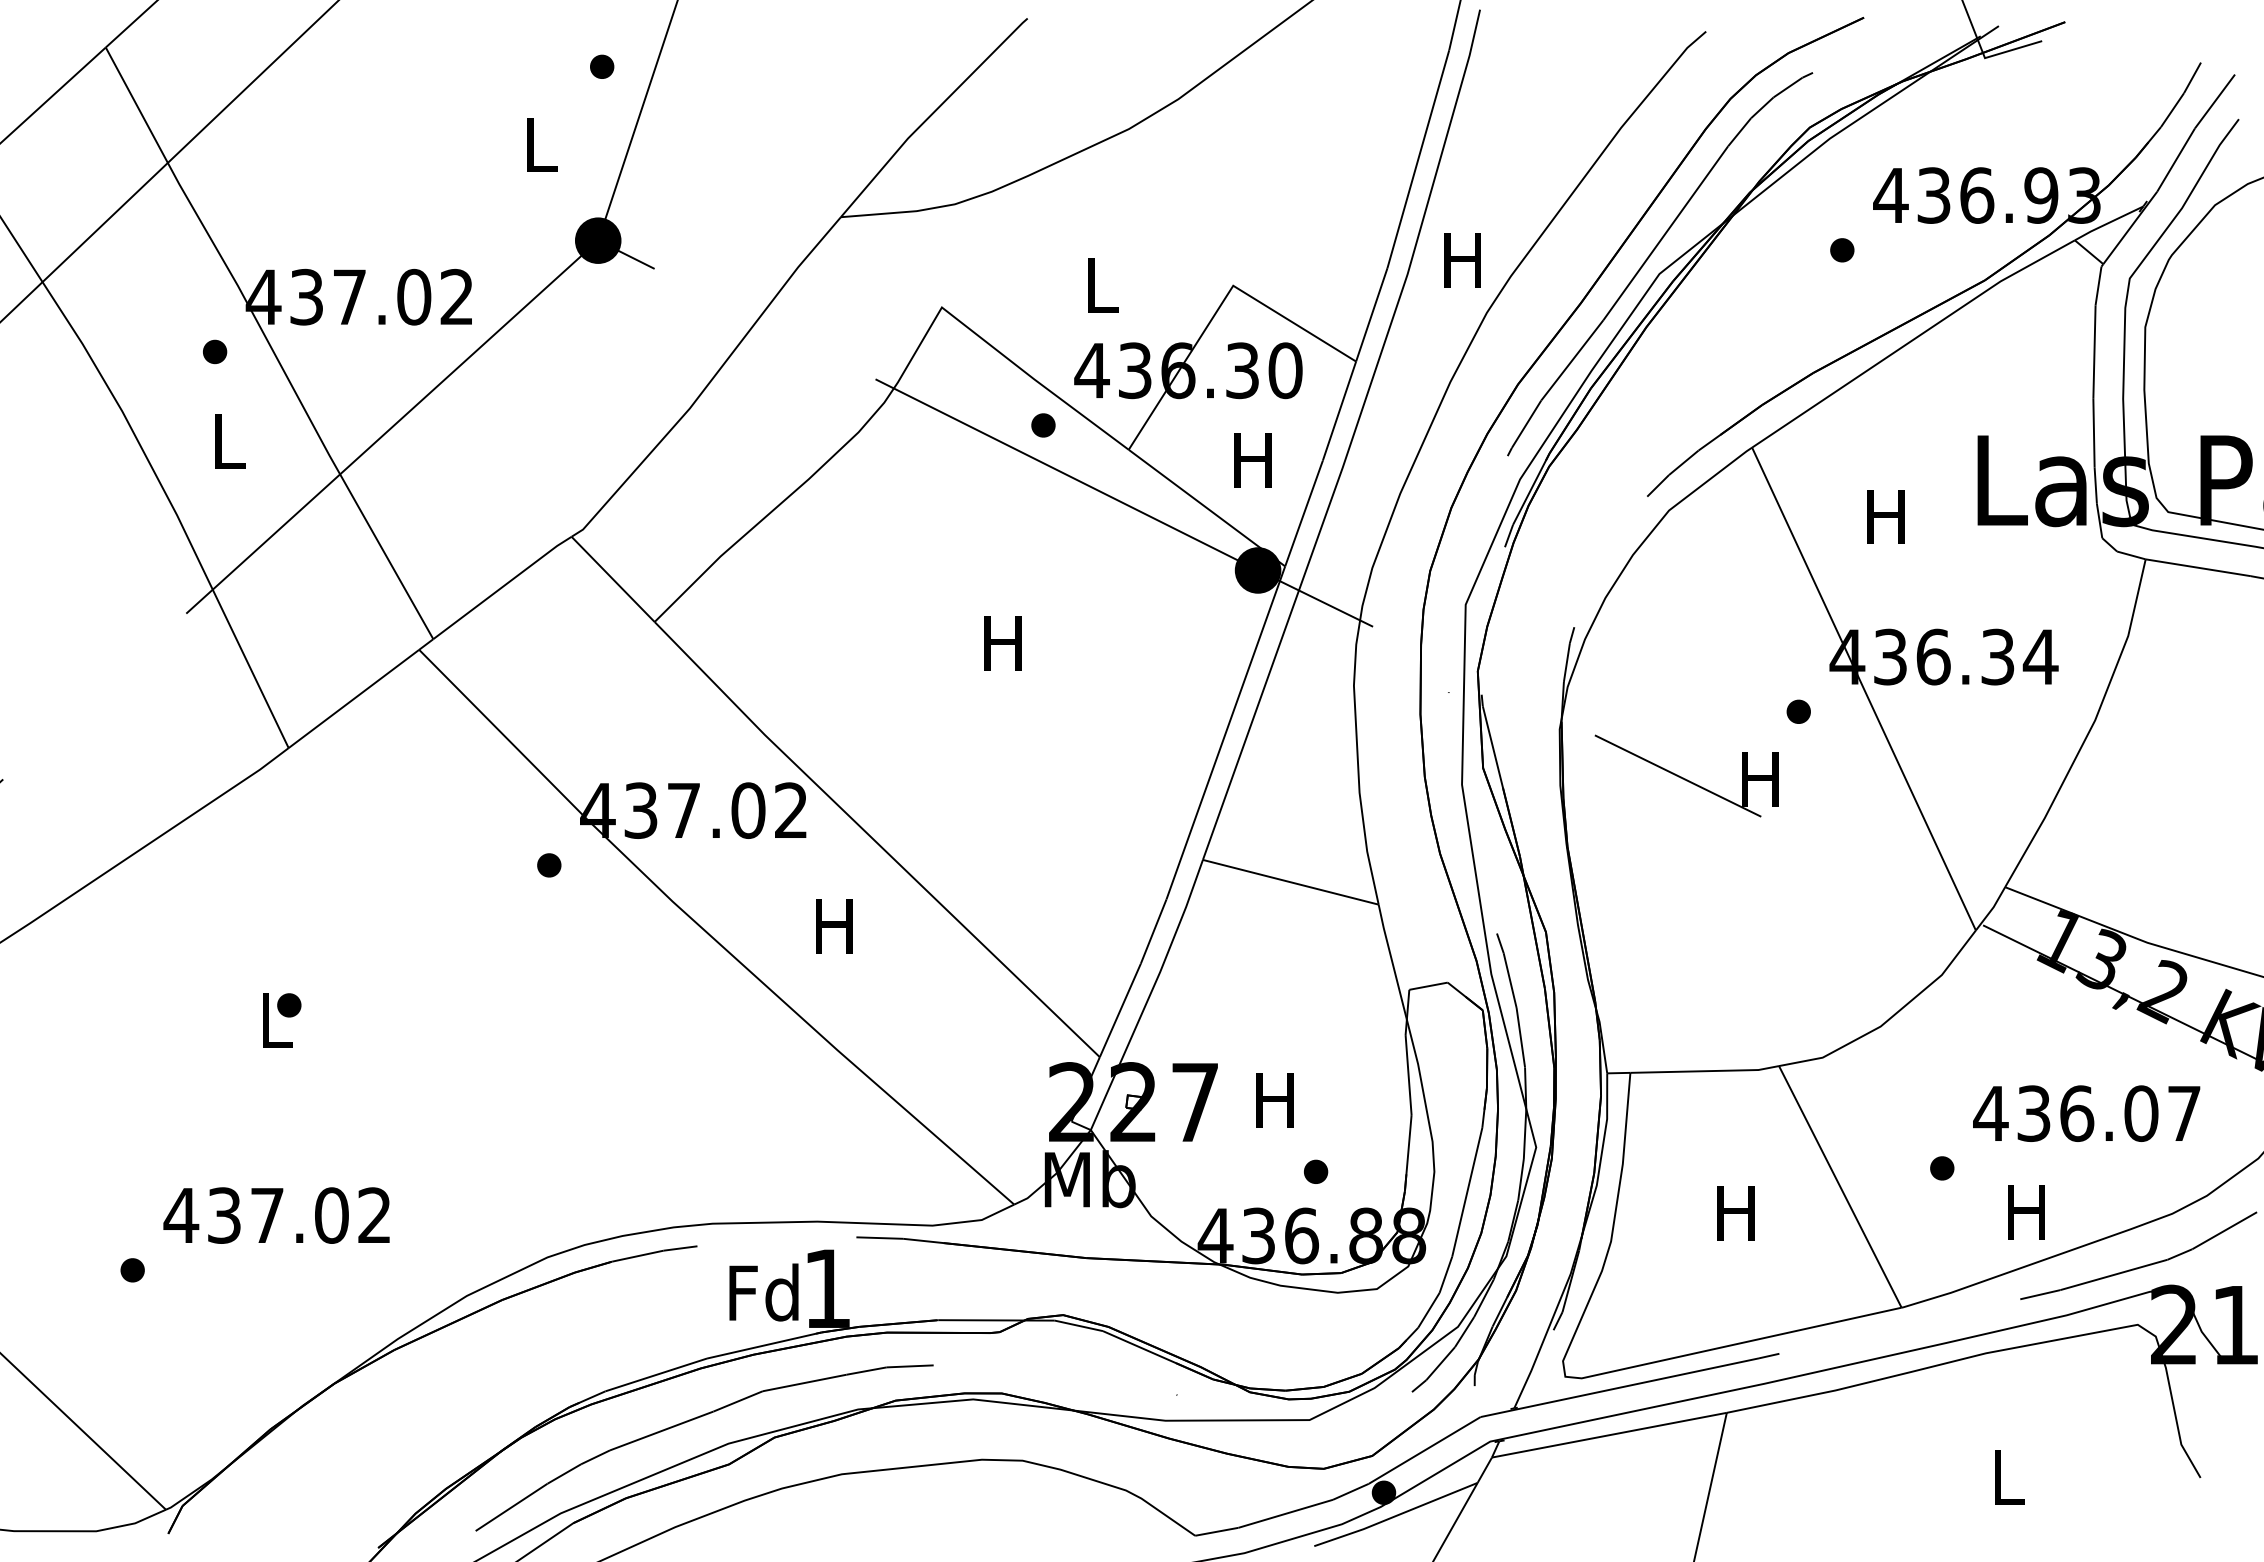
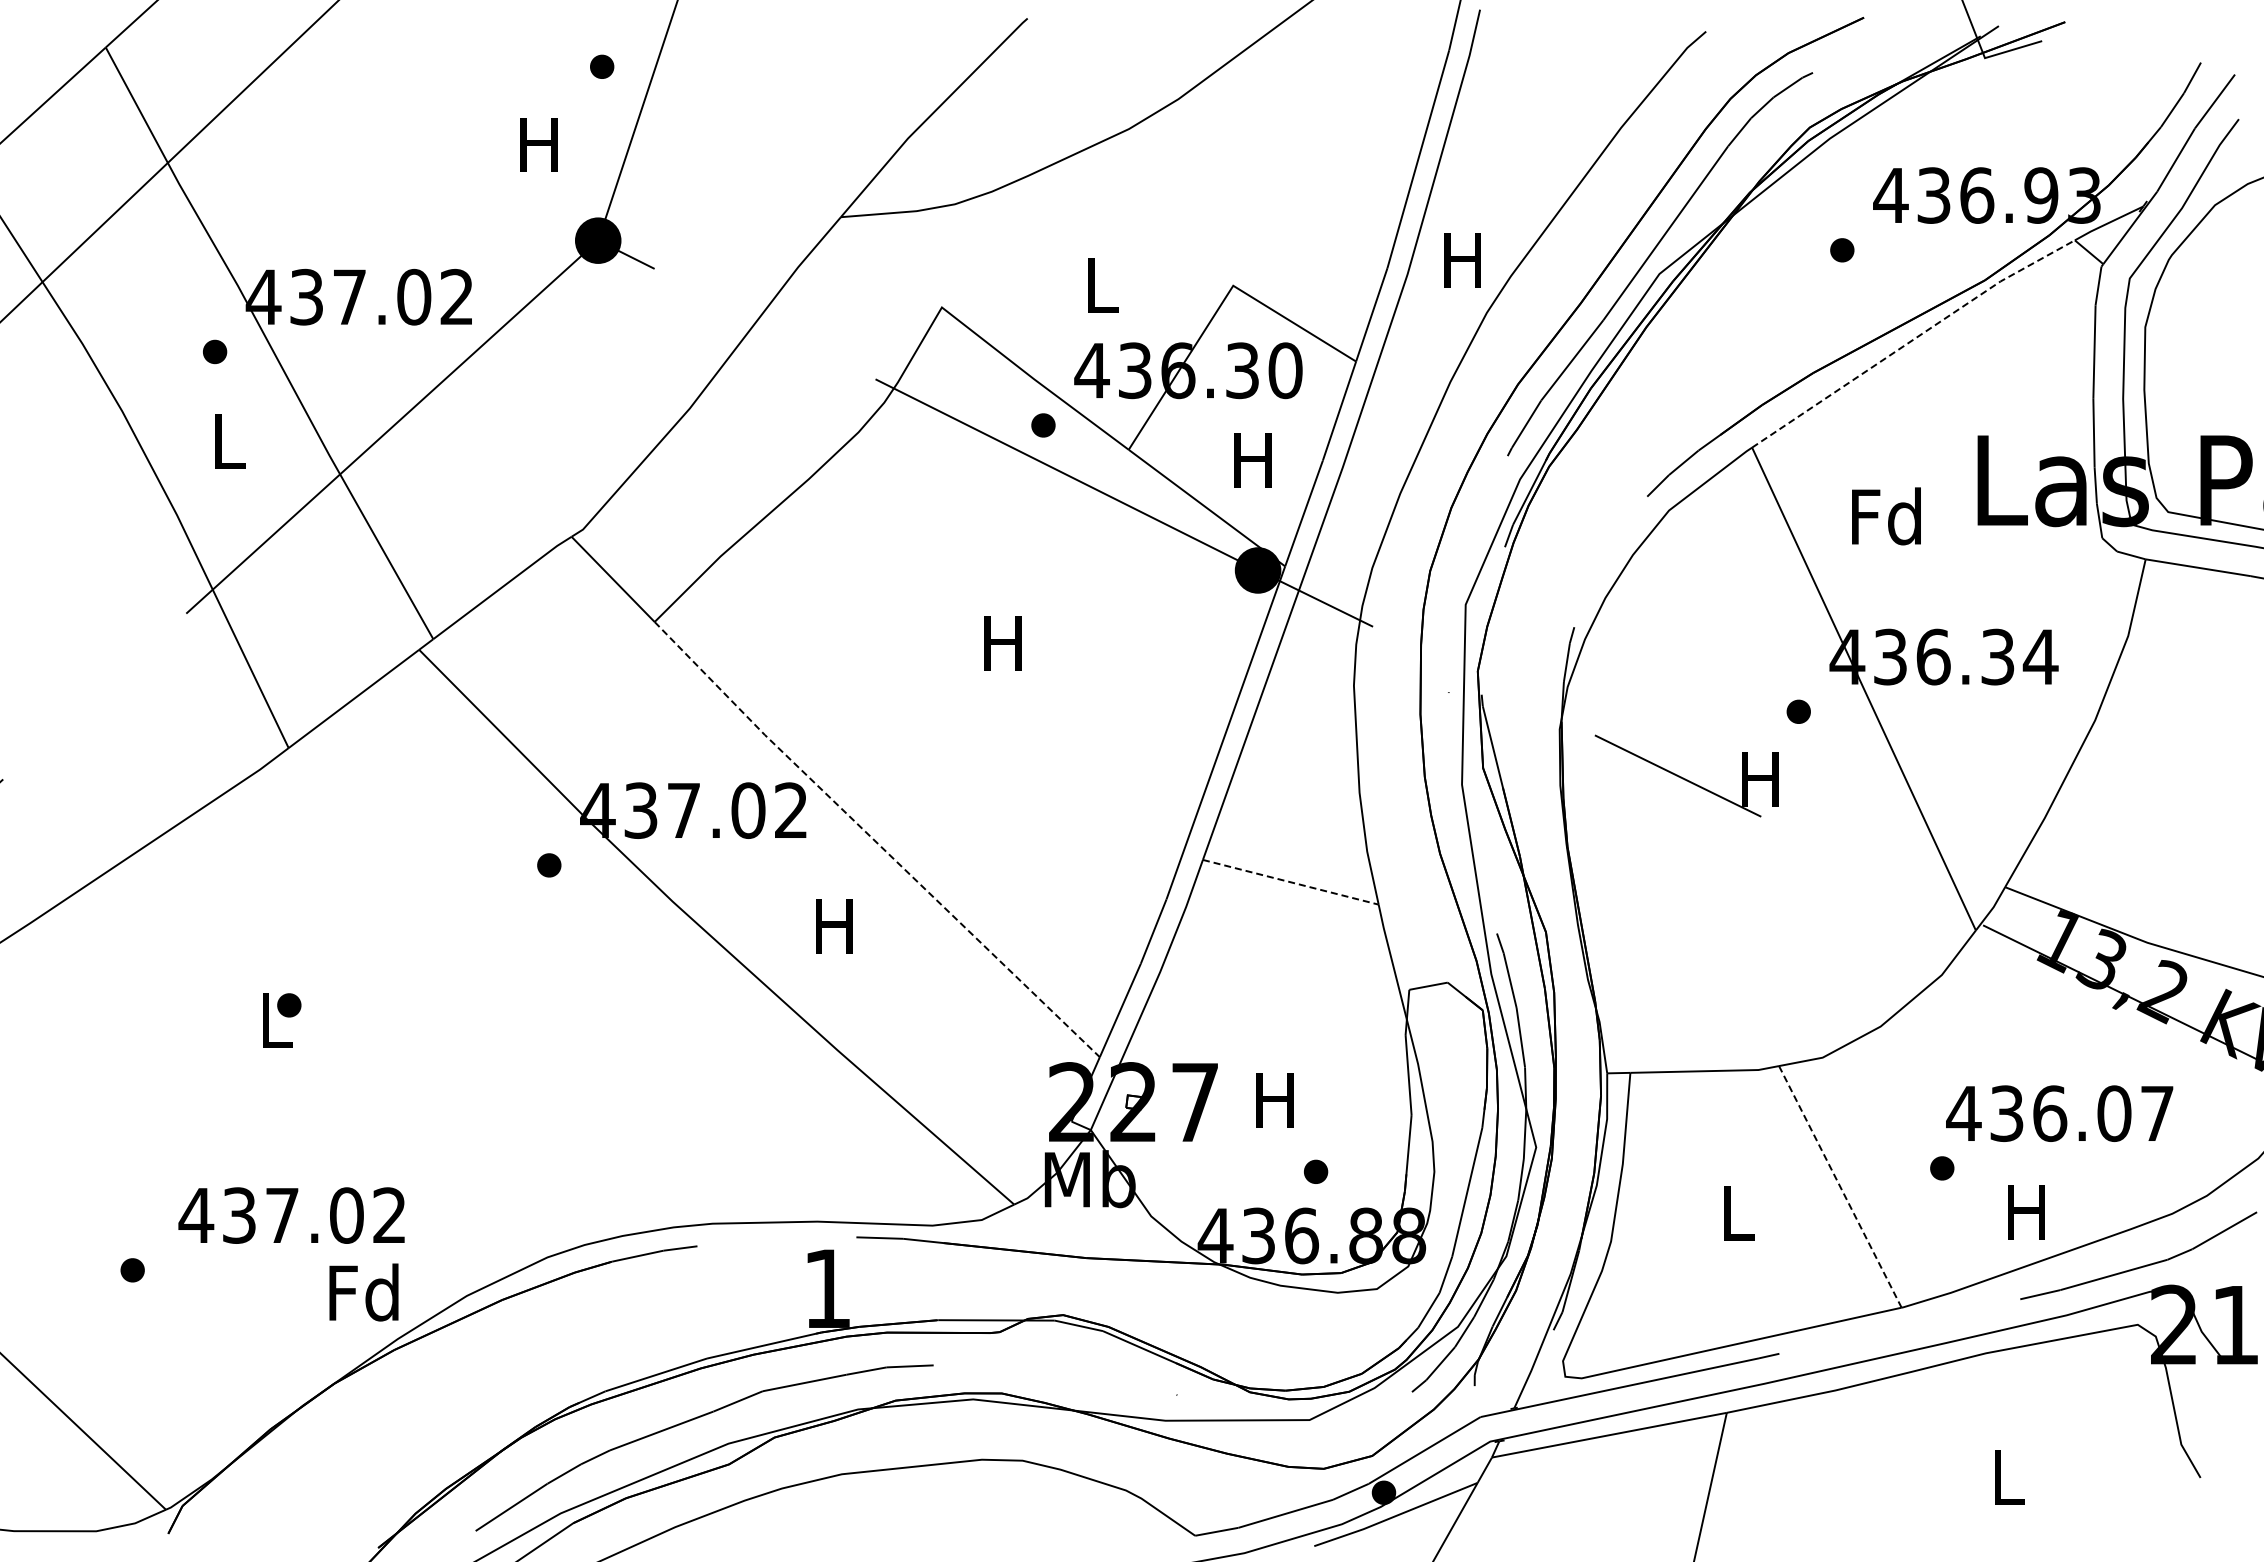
text: L -> H (538, 144)
line: solid -> dashed (1912, 340)
text: H -> Fd (1886, 516)
line: solid -> dashed (875, 841)
line: solid -> dashed (1290, 882)
text position: (2086, 1113) -> (2059, 1113) (2059, 1113)
line: solid -> dashed (1840, 1187)
text: H -> L (1735, 1213)
text position: (276, 1215) -> (291, 1215) (291, 1215)
text position: (763, 1292) -> (363, 1292) (363, 1292)
